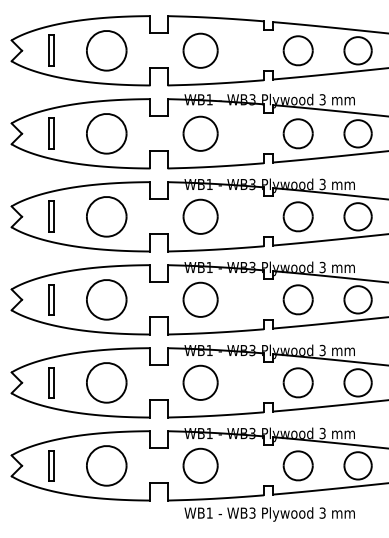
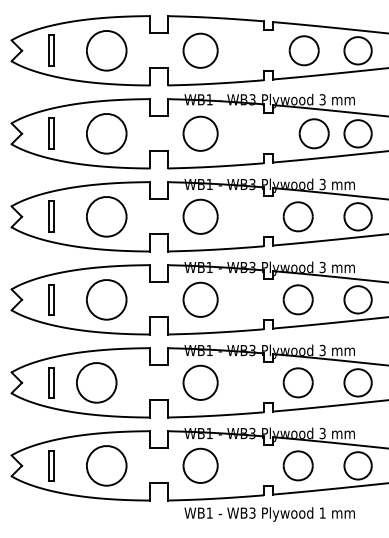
part position: (297, 50) -> (303, 50) (303, 50)
part position: (297, 133) -> (313, 133) (313, 133)
part position: (106, 382) -> (96, 382) (96, 382)
text: 3 -> 1 (322, 512)
